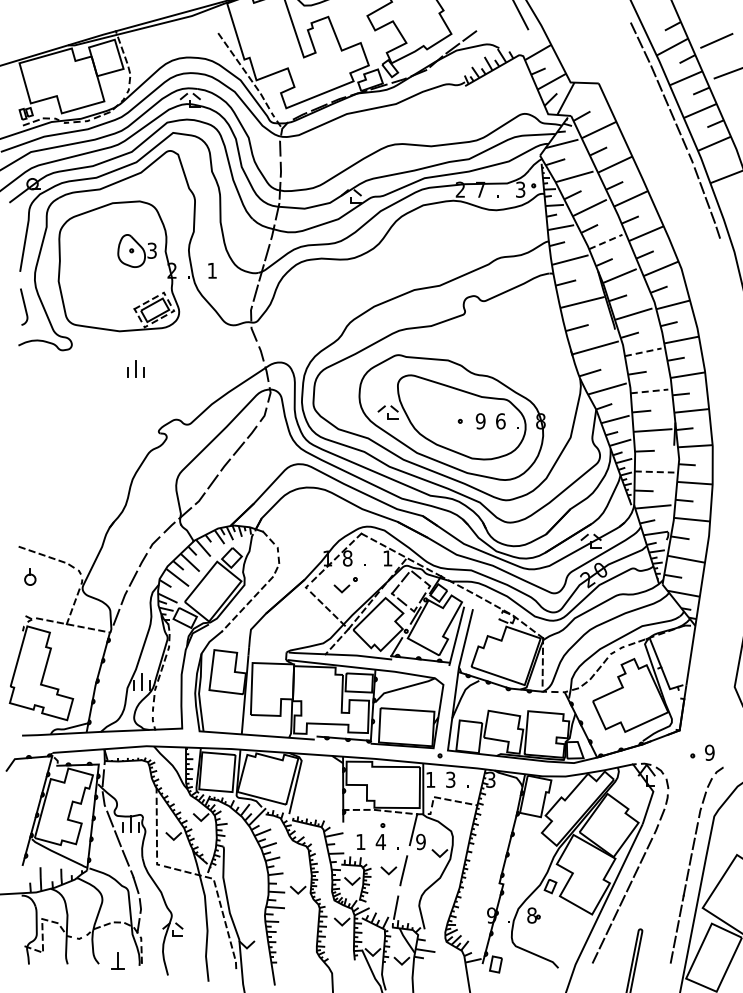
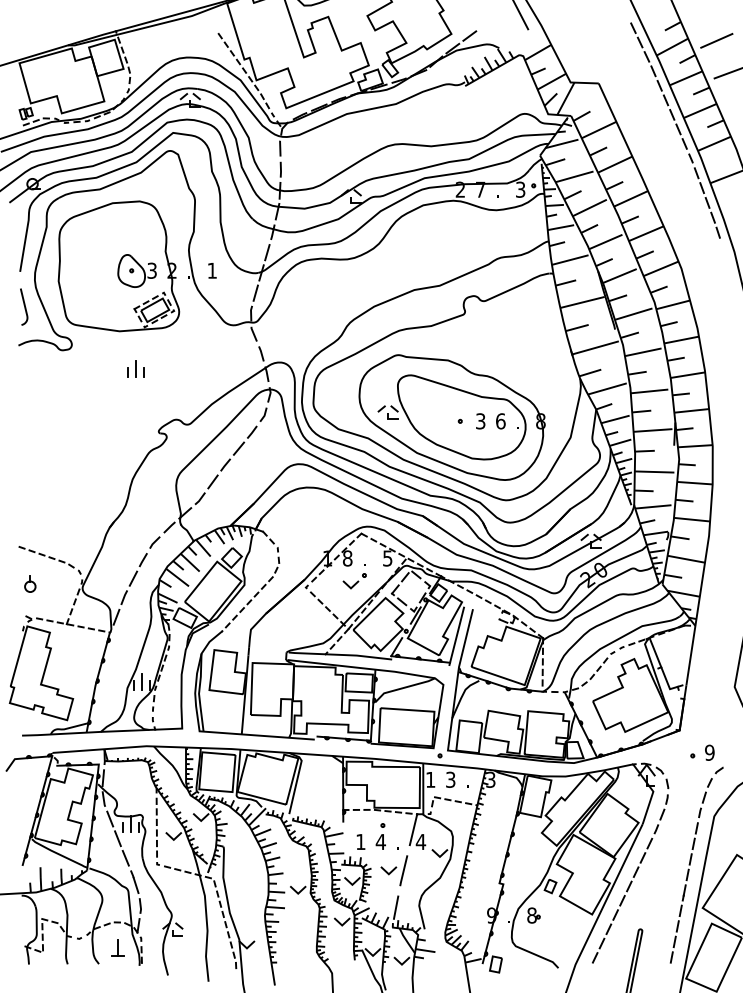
line: dashed -> solid (606, 241)
part position: (136, 250) -> (136, 270) (136, 270)
line: dashed -> solid (643, 352)
line: dashed -> solid (649, 391)
text: 9 -> 3 (480, 421)
line: dashed -> solid (654, 472)
text: 1 -> 5 (387, 558)
part position: (30, 576) -> (30, 583) (30, 583)
part position: (345, 585) -> (354, 581) (354, 581)
text: 9 -> 4 (420, 841)
part position: (117, 960) -> (117, 947) (117, 947)
